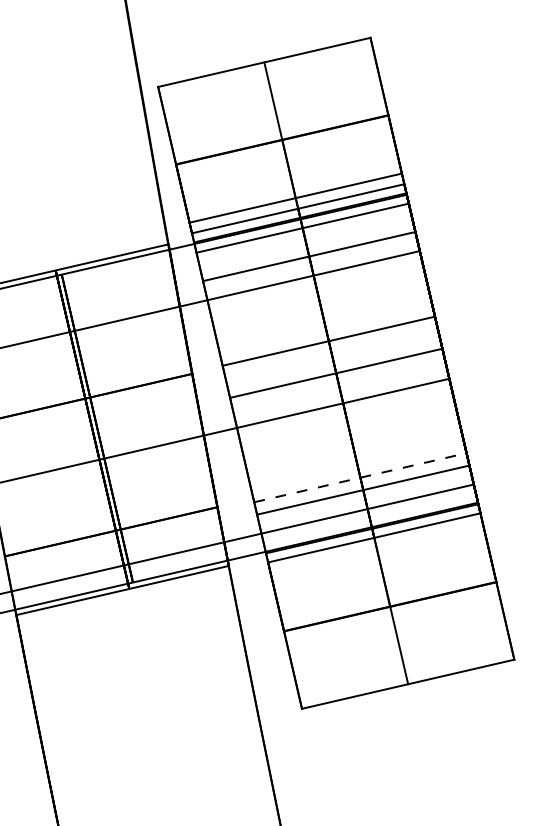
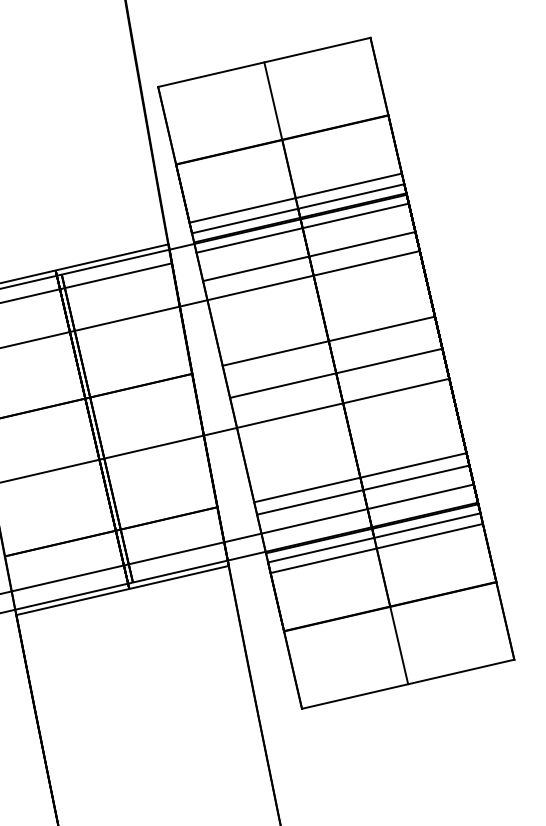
line: none -> present (87, 282)
line: dashed -> solid (360, 477)
line: none -> present (376, 548)
